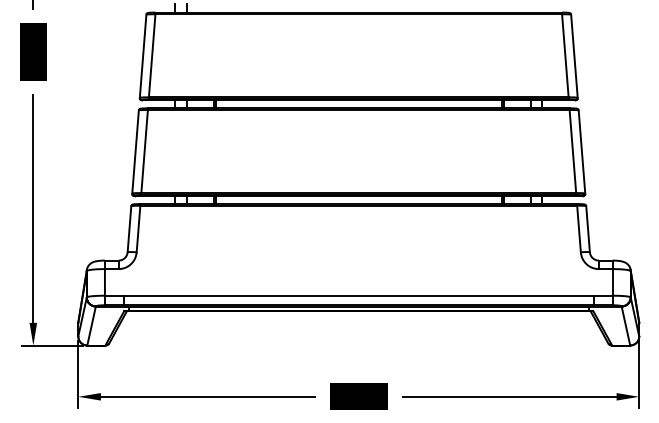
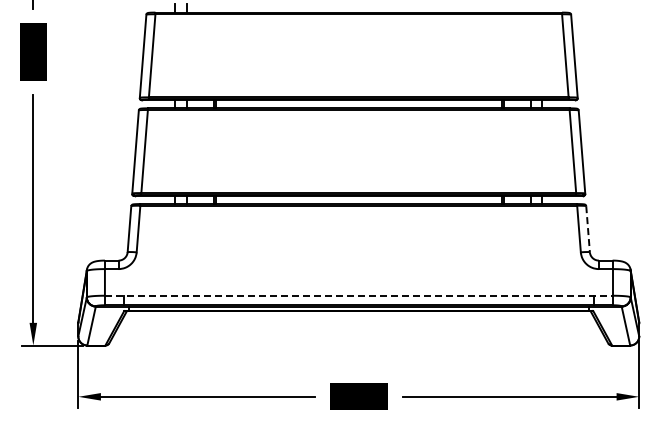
line: solid -> dashed (588, 229)
line: solid -> dashed (358, 295)
